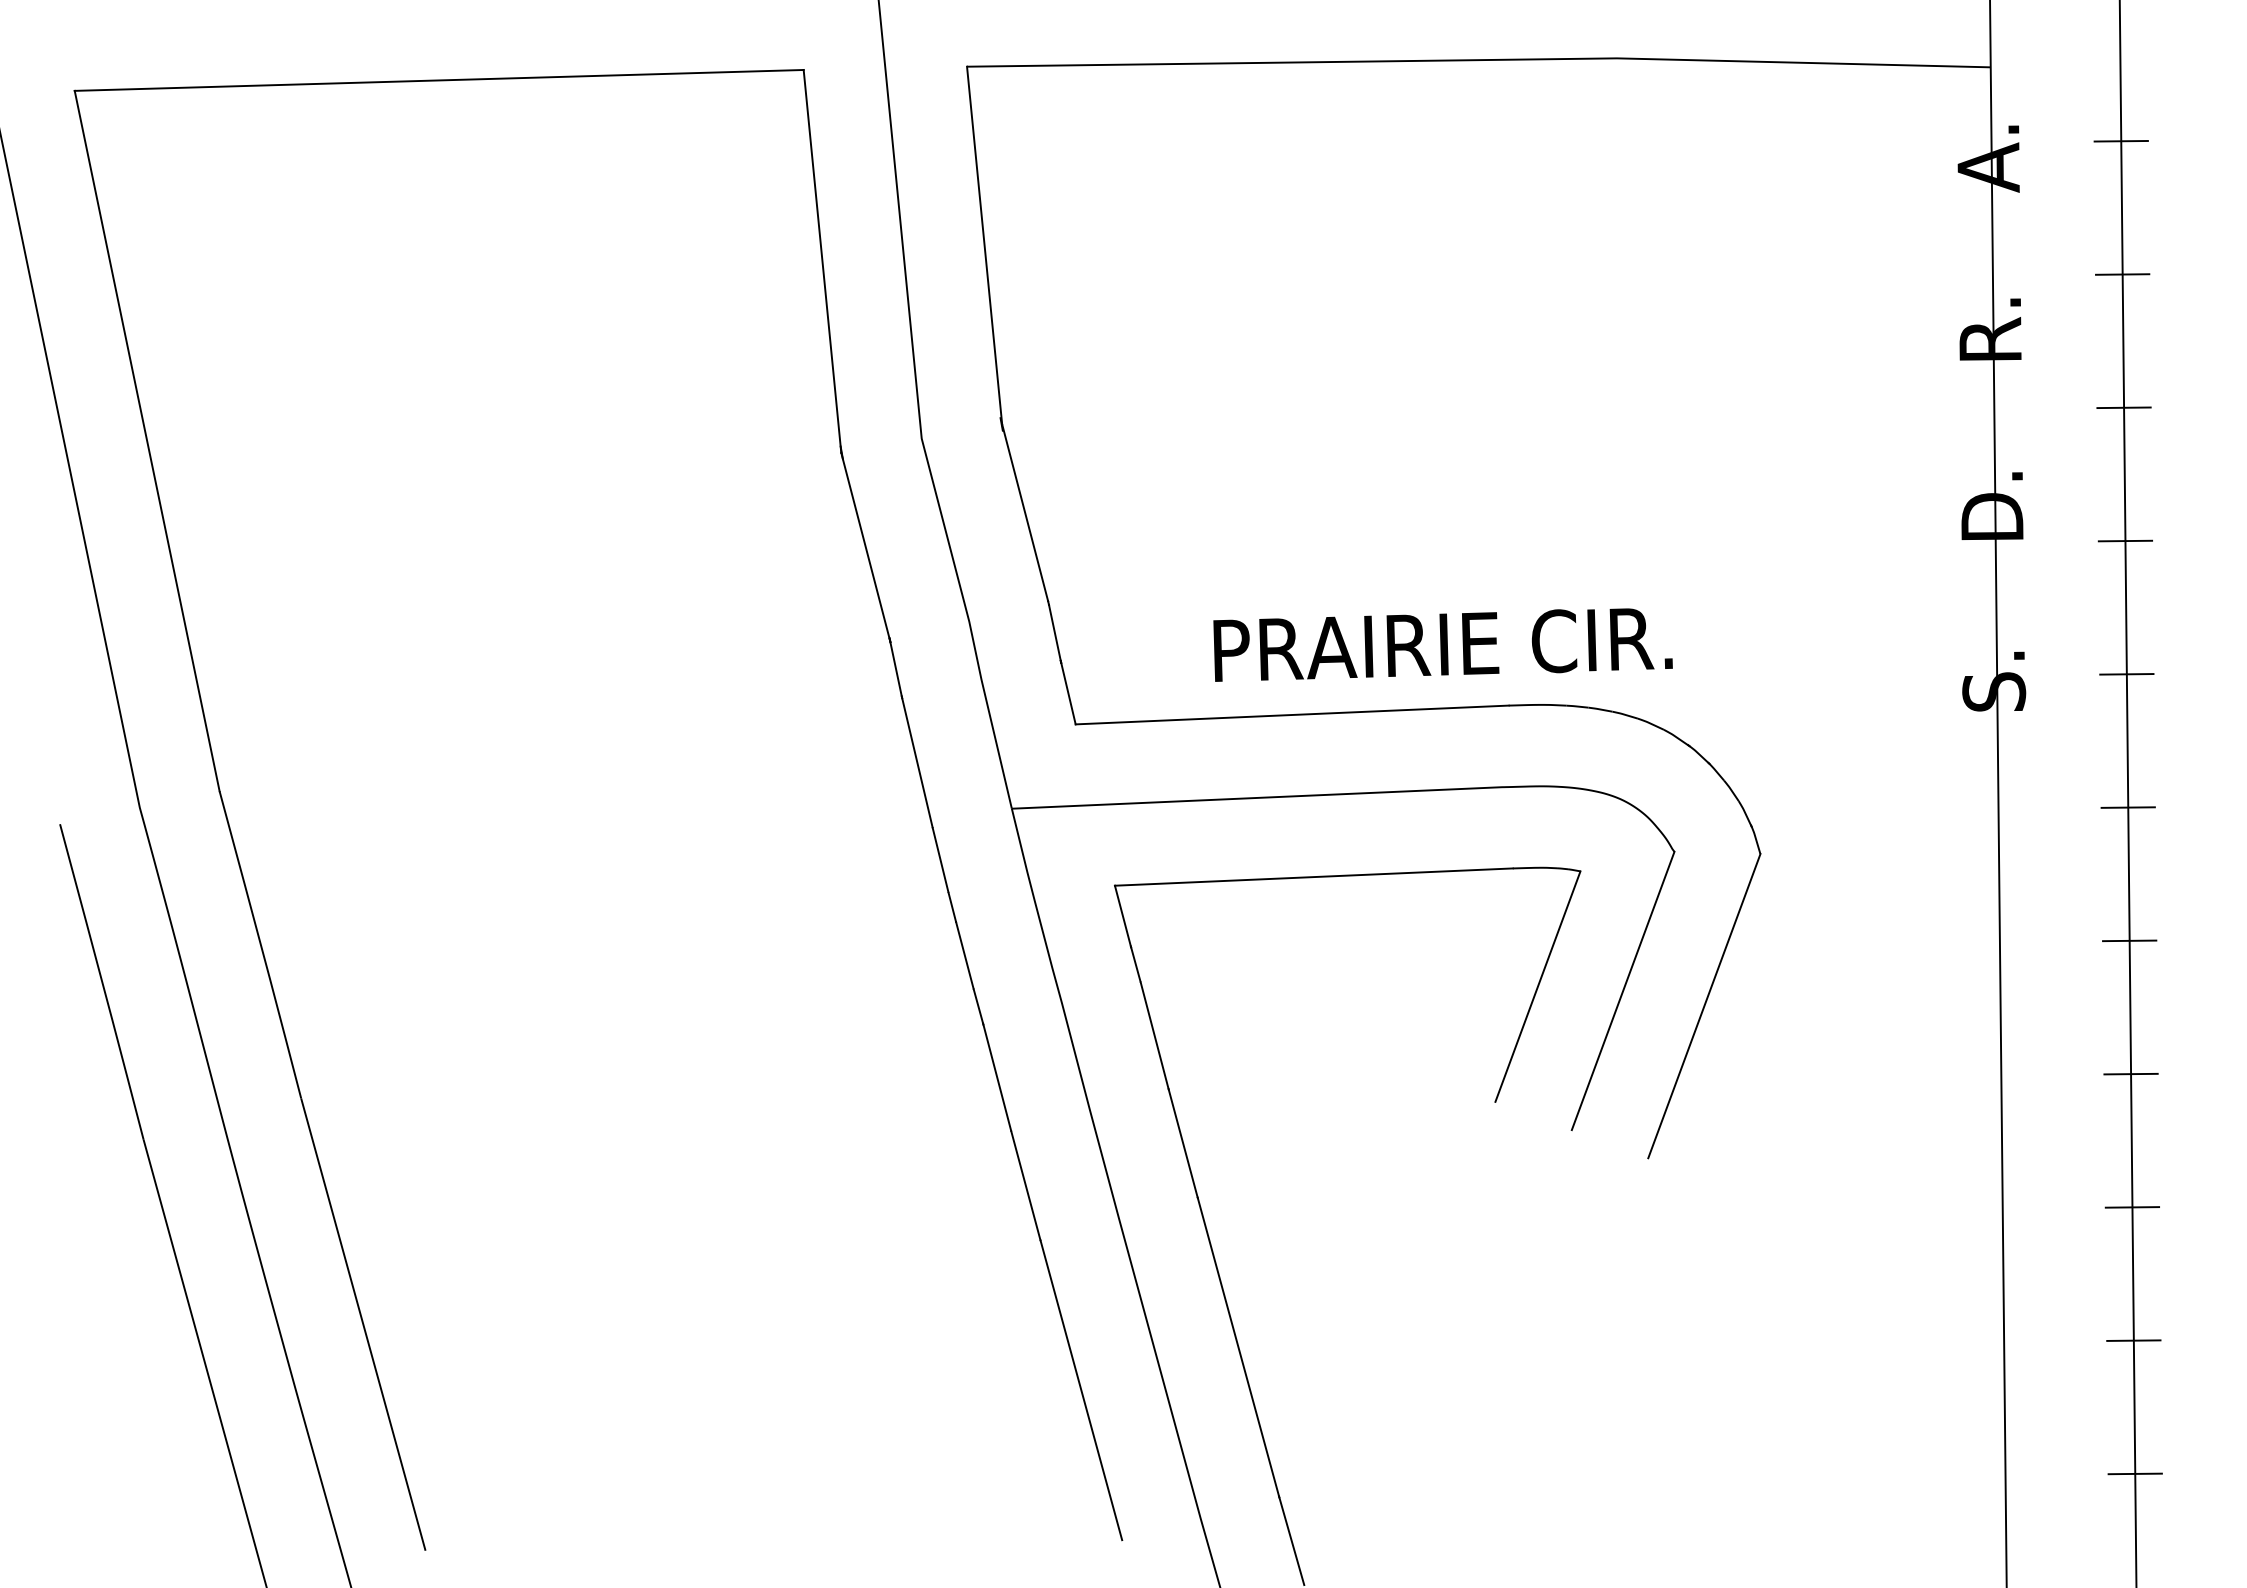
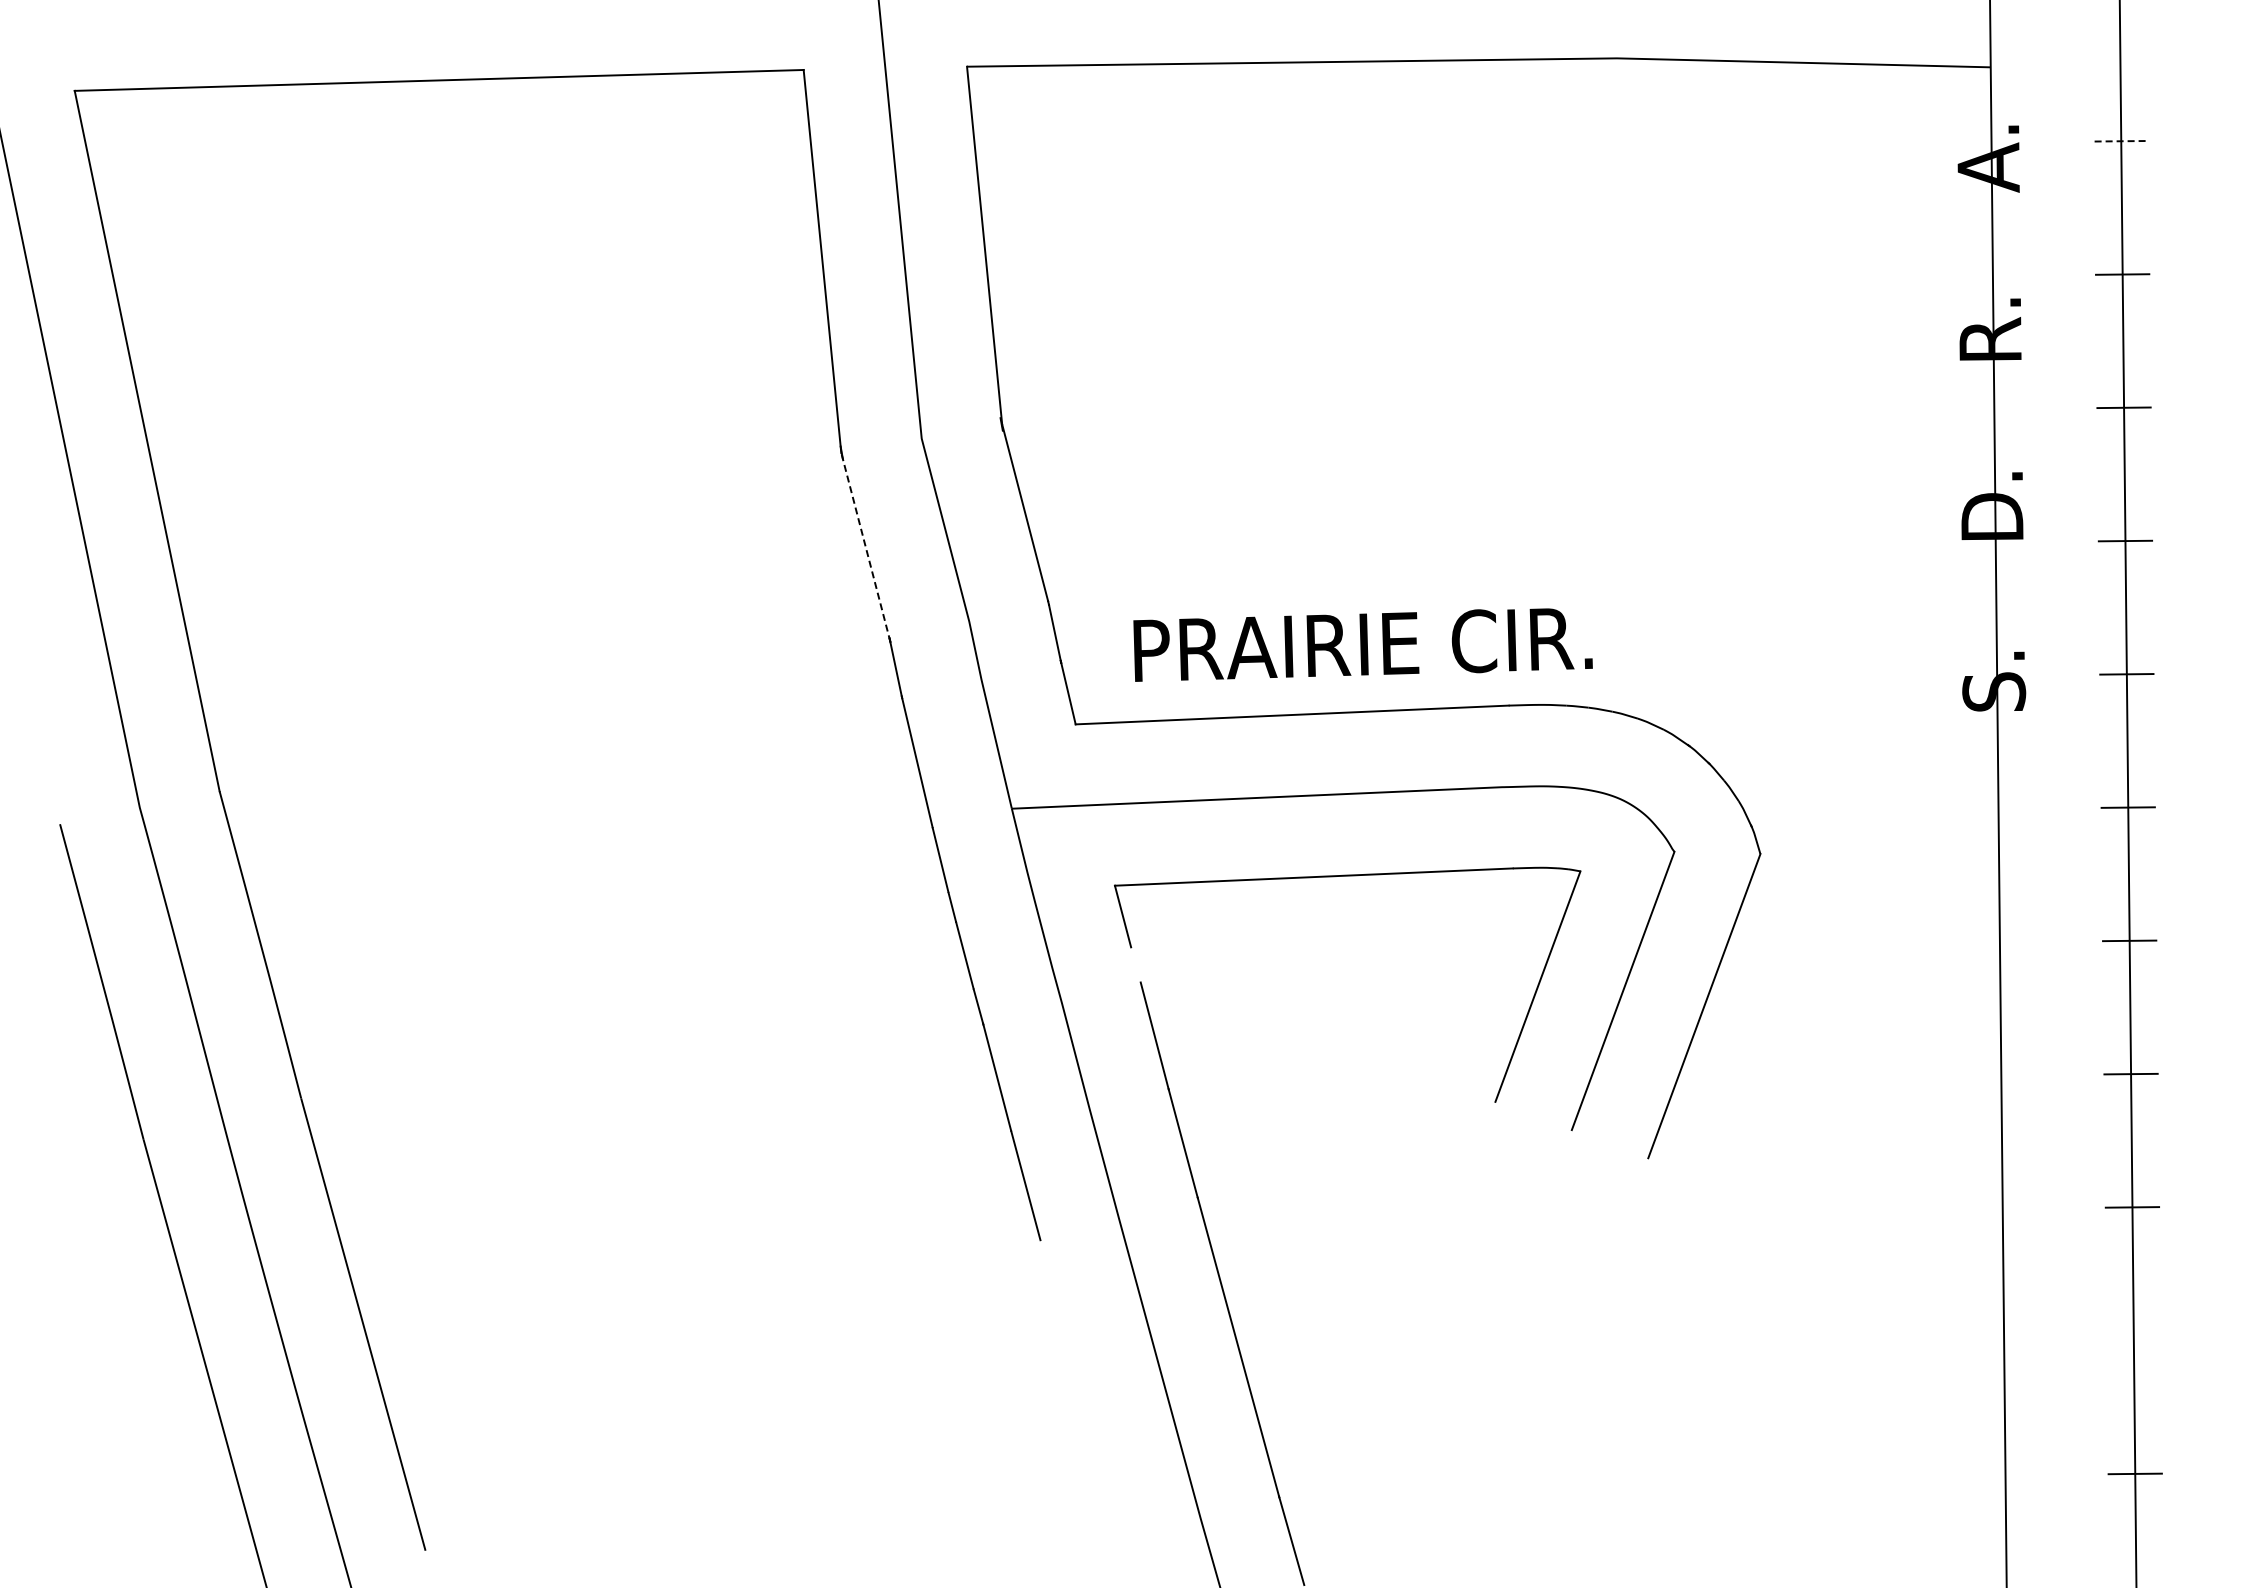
line: solid -> dashed (2121, 141)
line: solid -> dashed (865, 547)
text position: (1442, 644) -> (1362, 644) (1362, 644)
line: present -> none (1135, 963)
line: present -> none (2133, 1340)
line: present -> none (1081, 1390)
